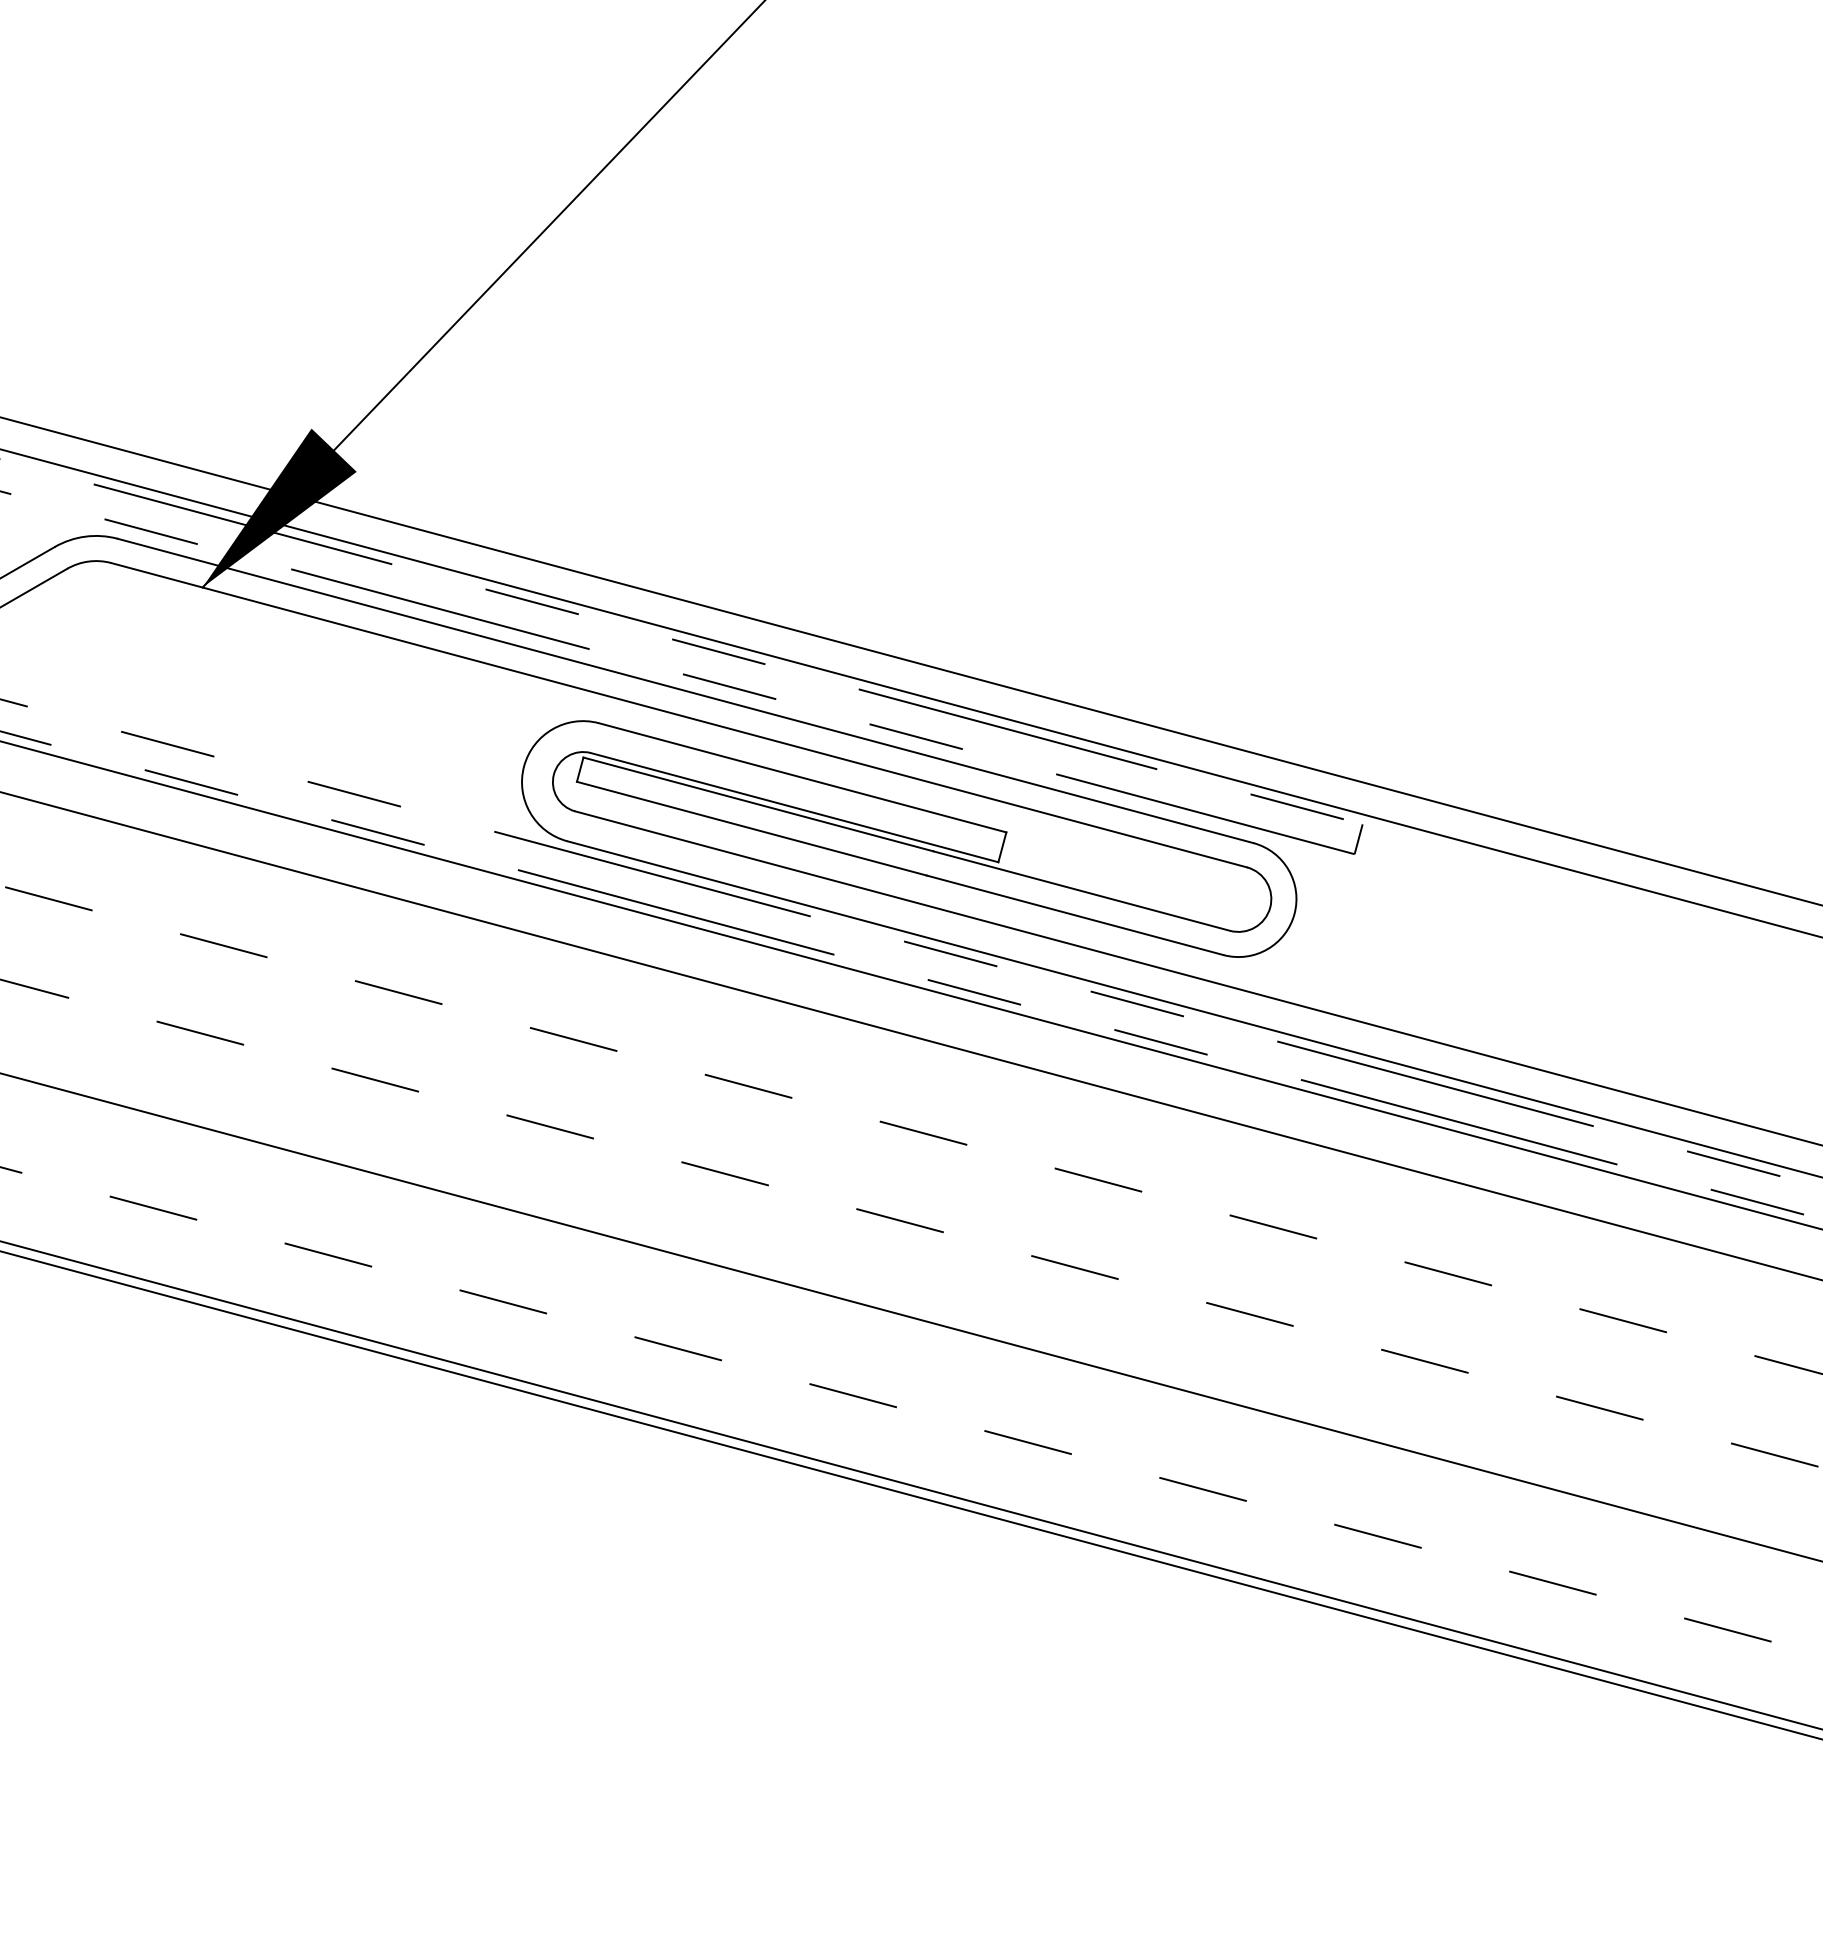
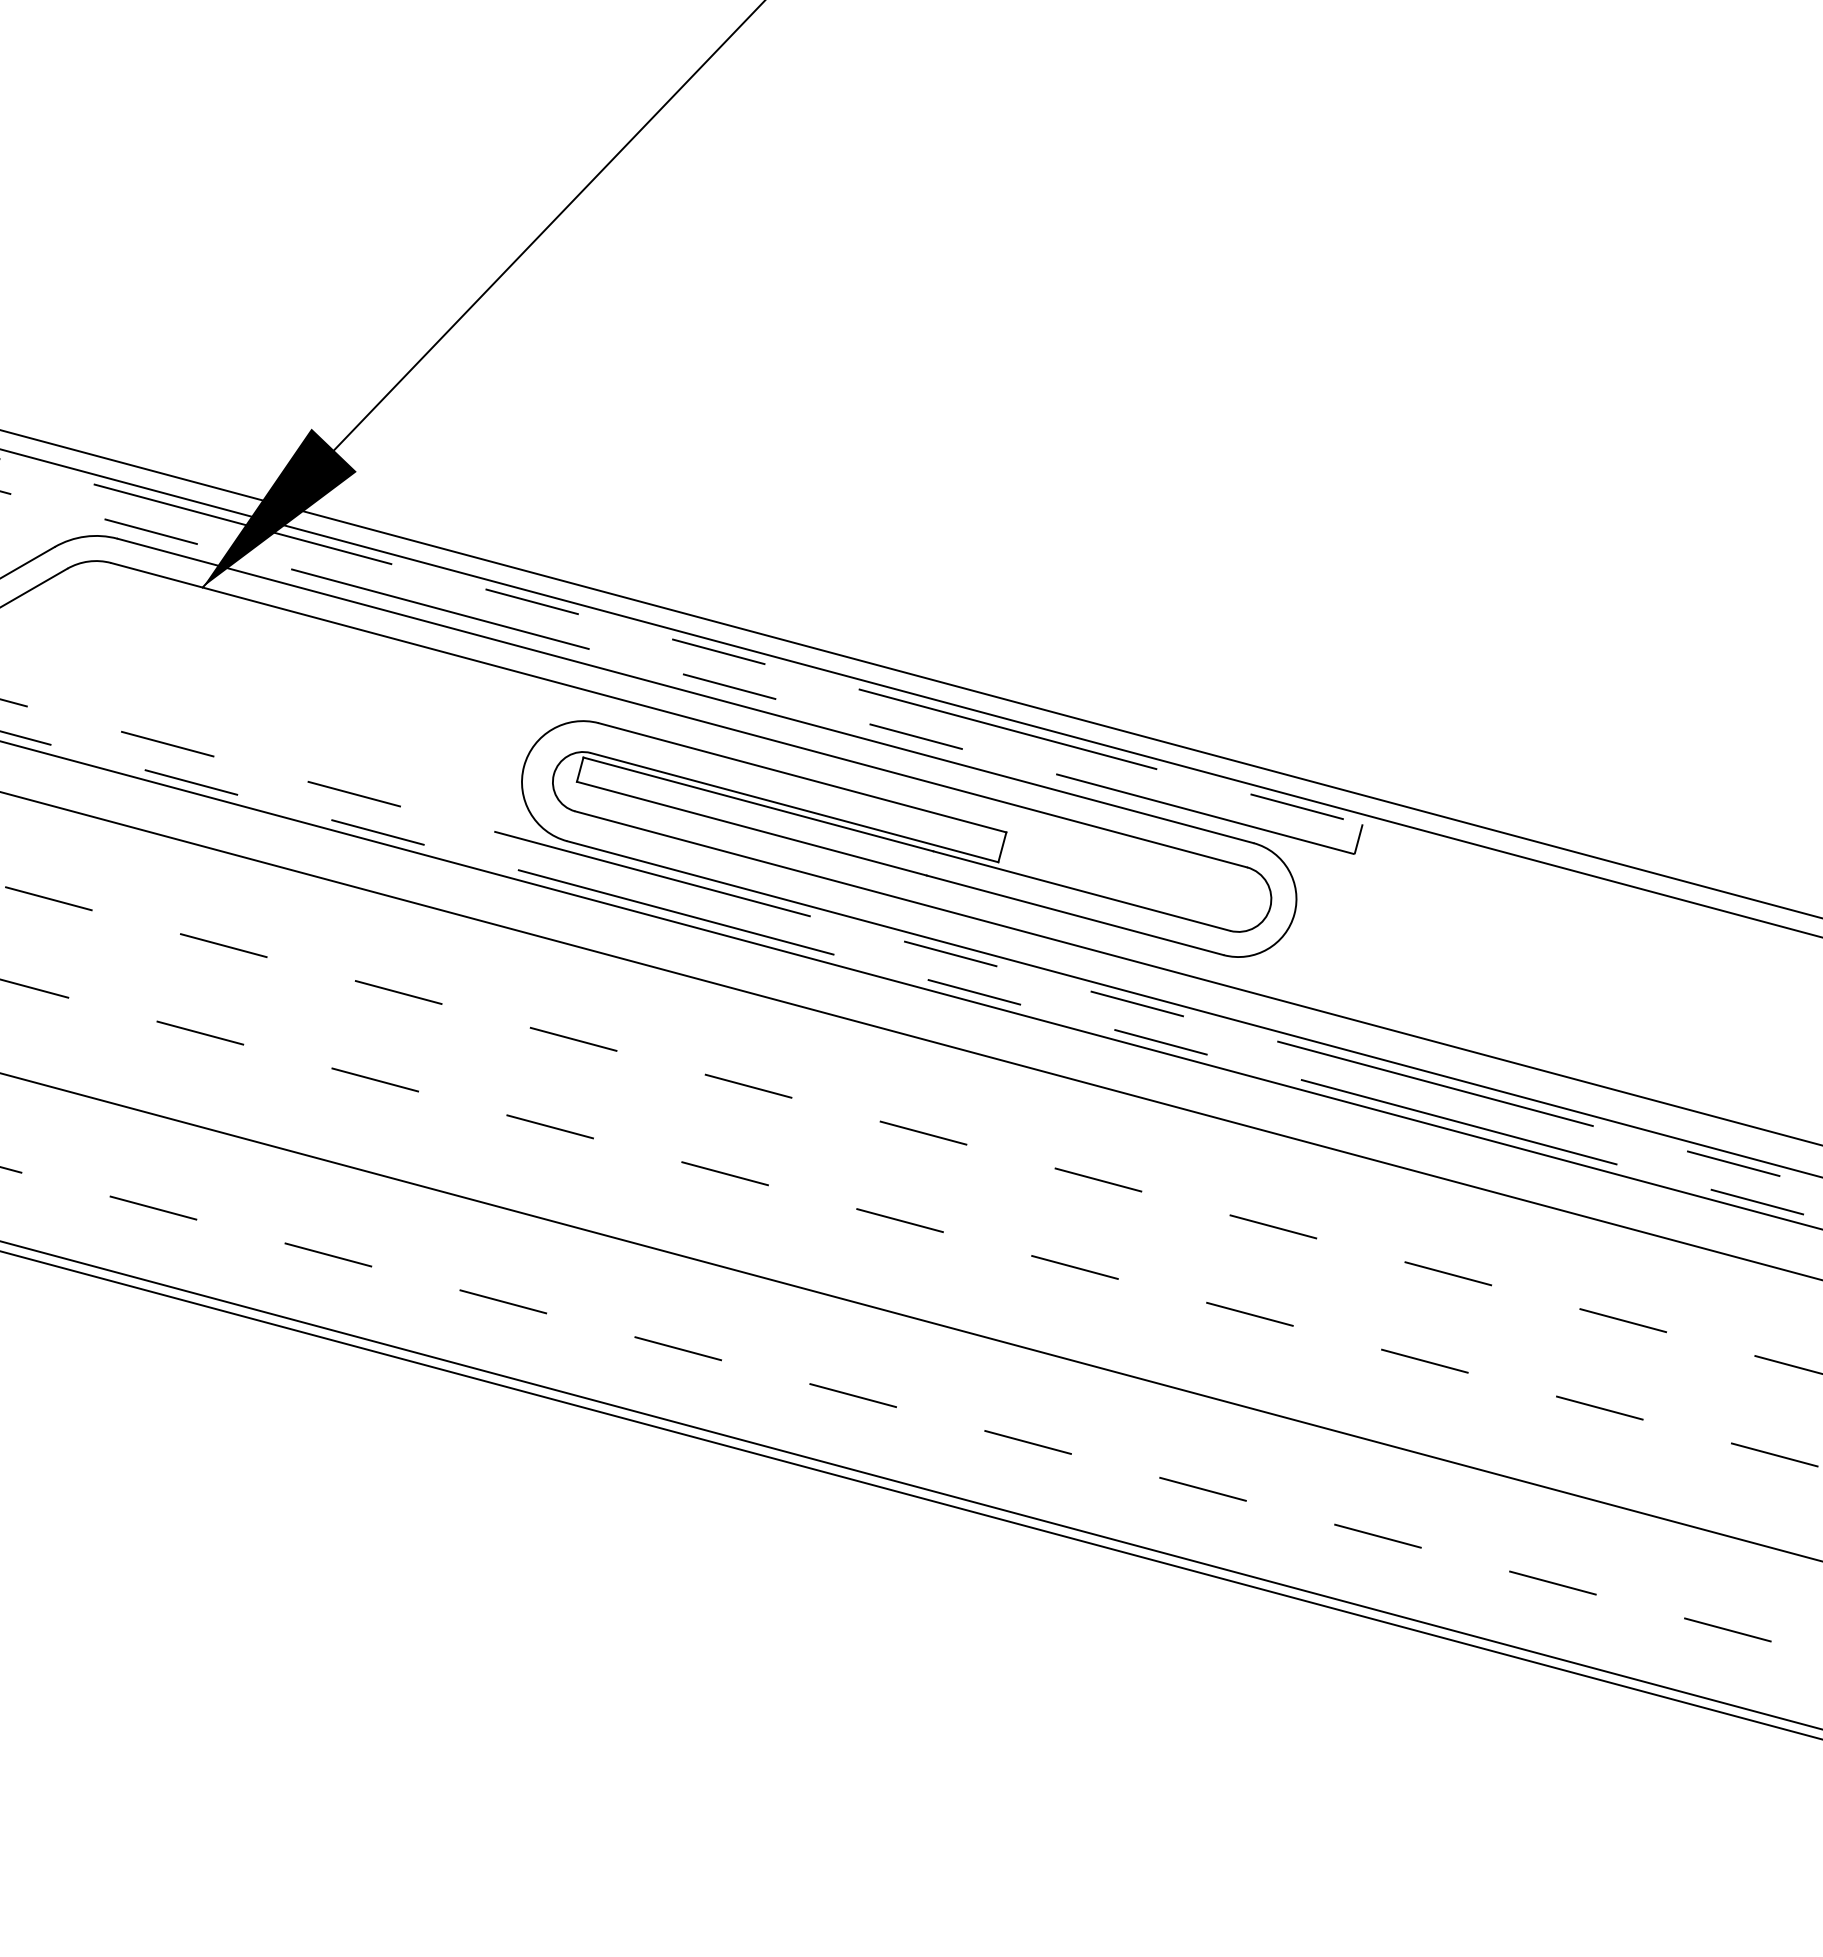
line position: (910, 660) -> (910, 673) (910, 673)
